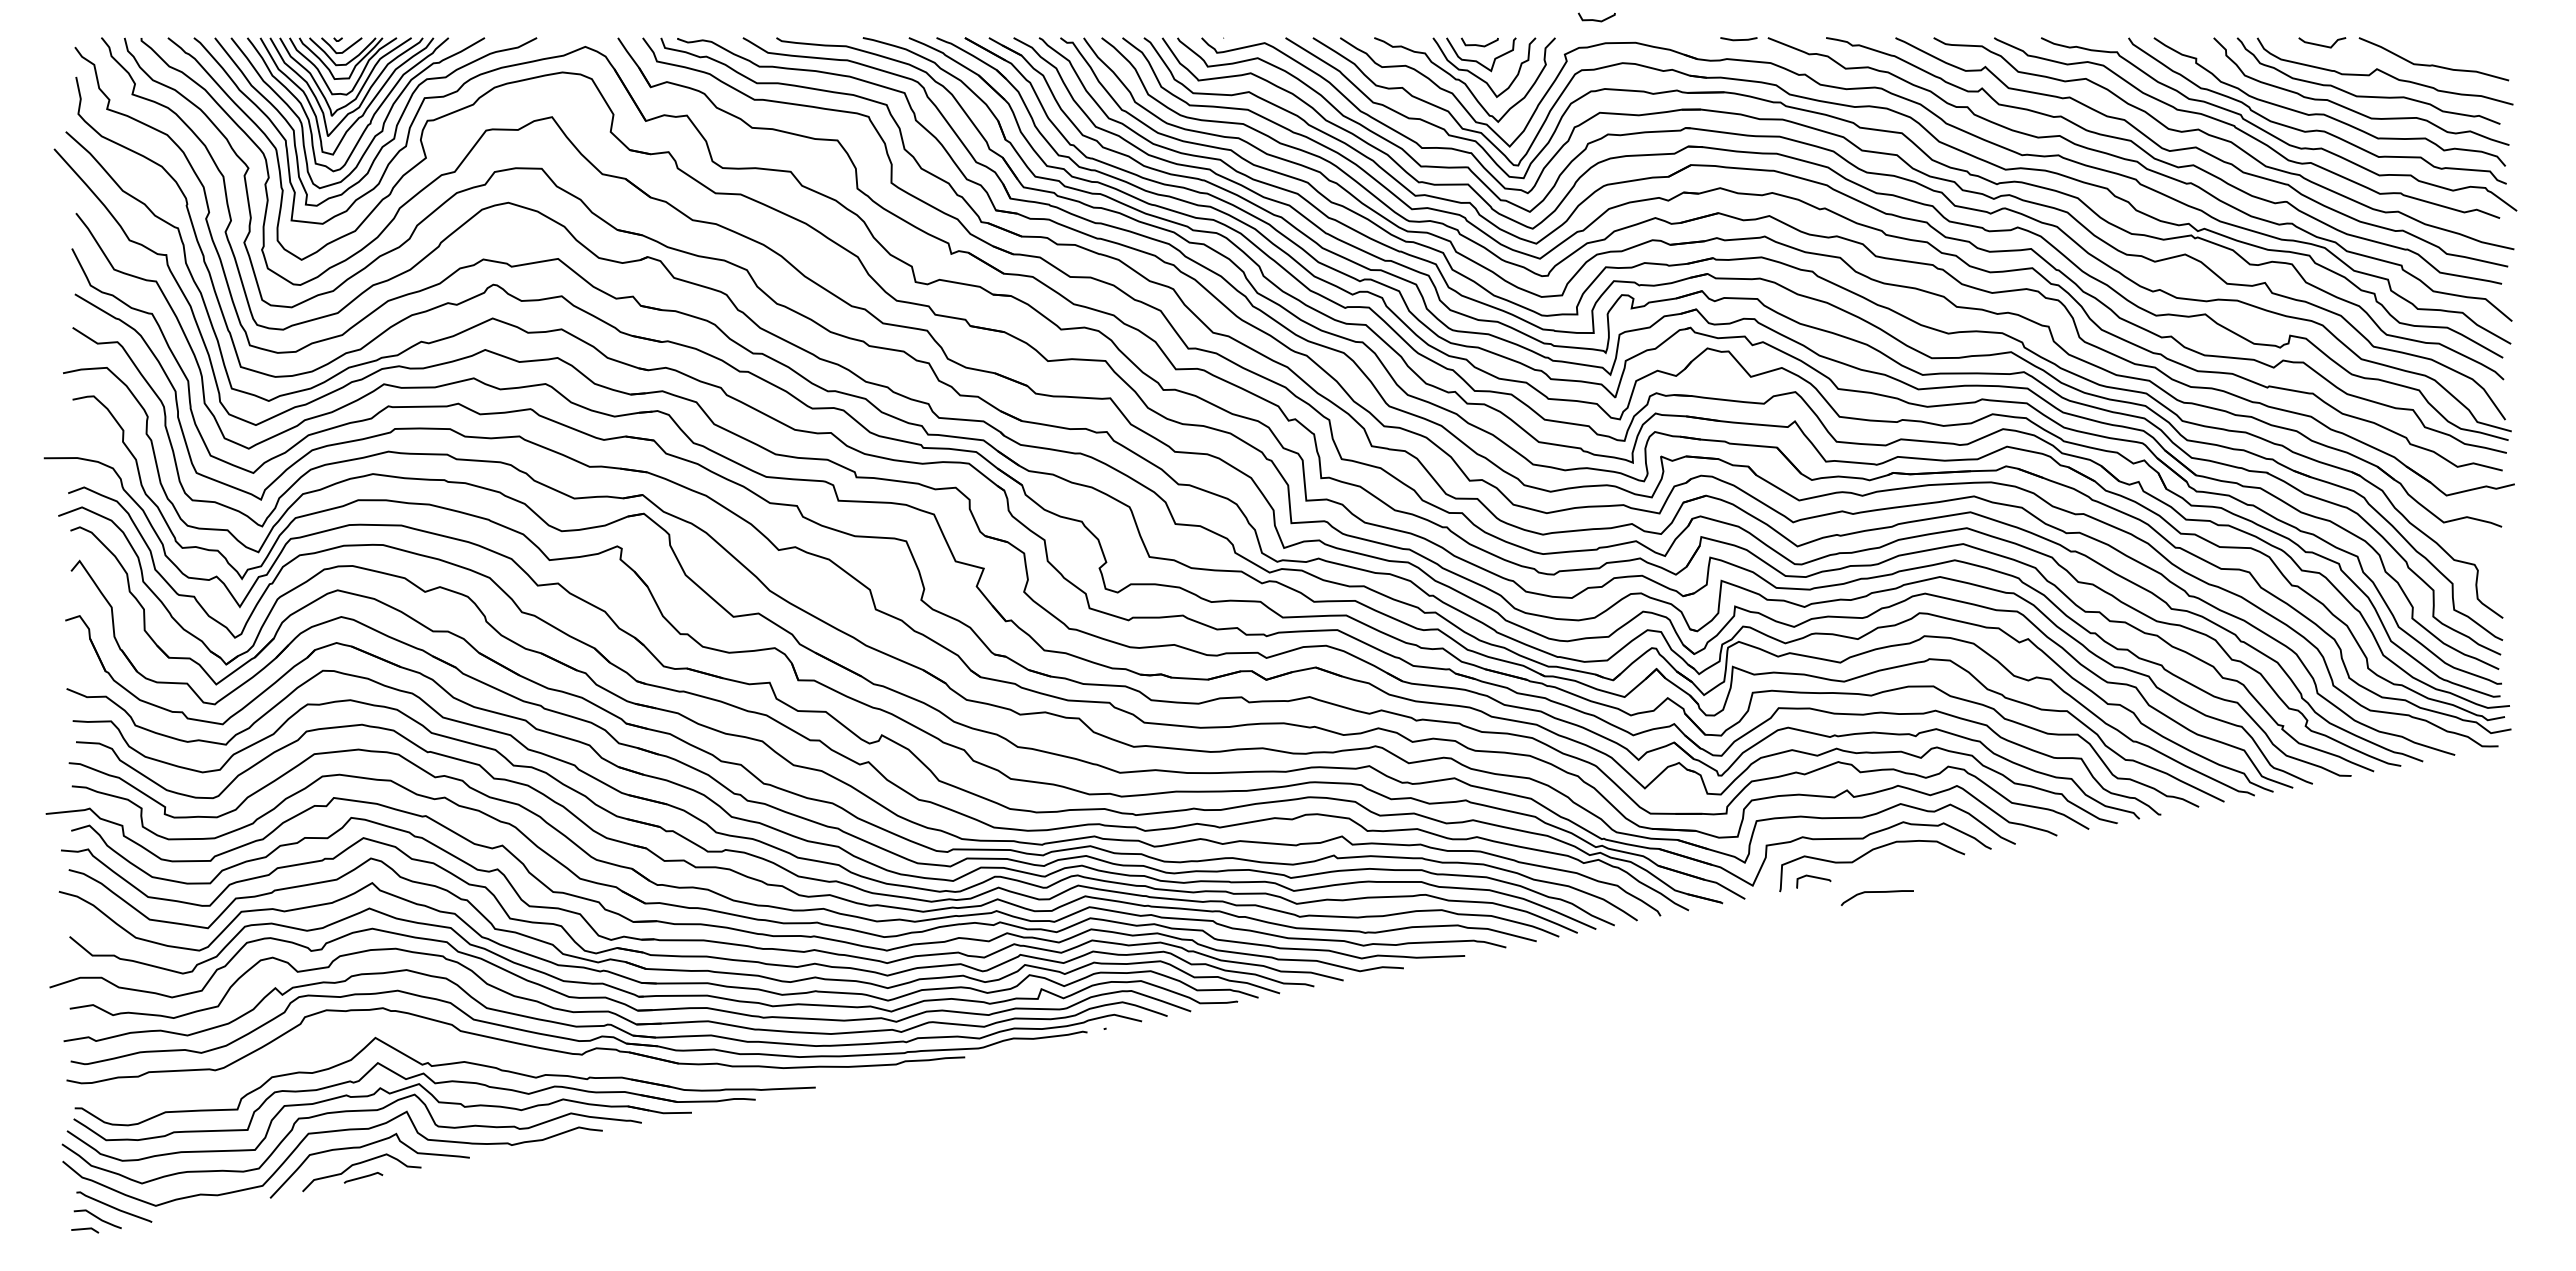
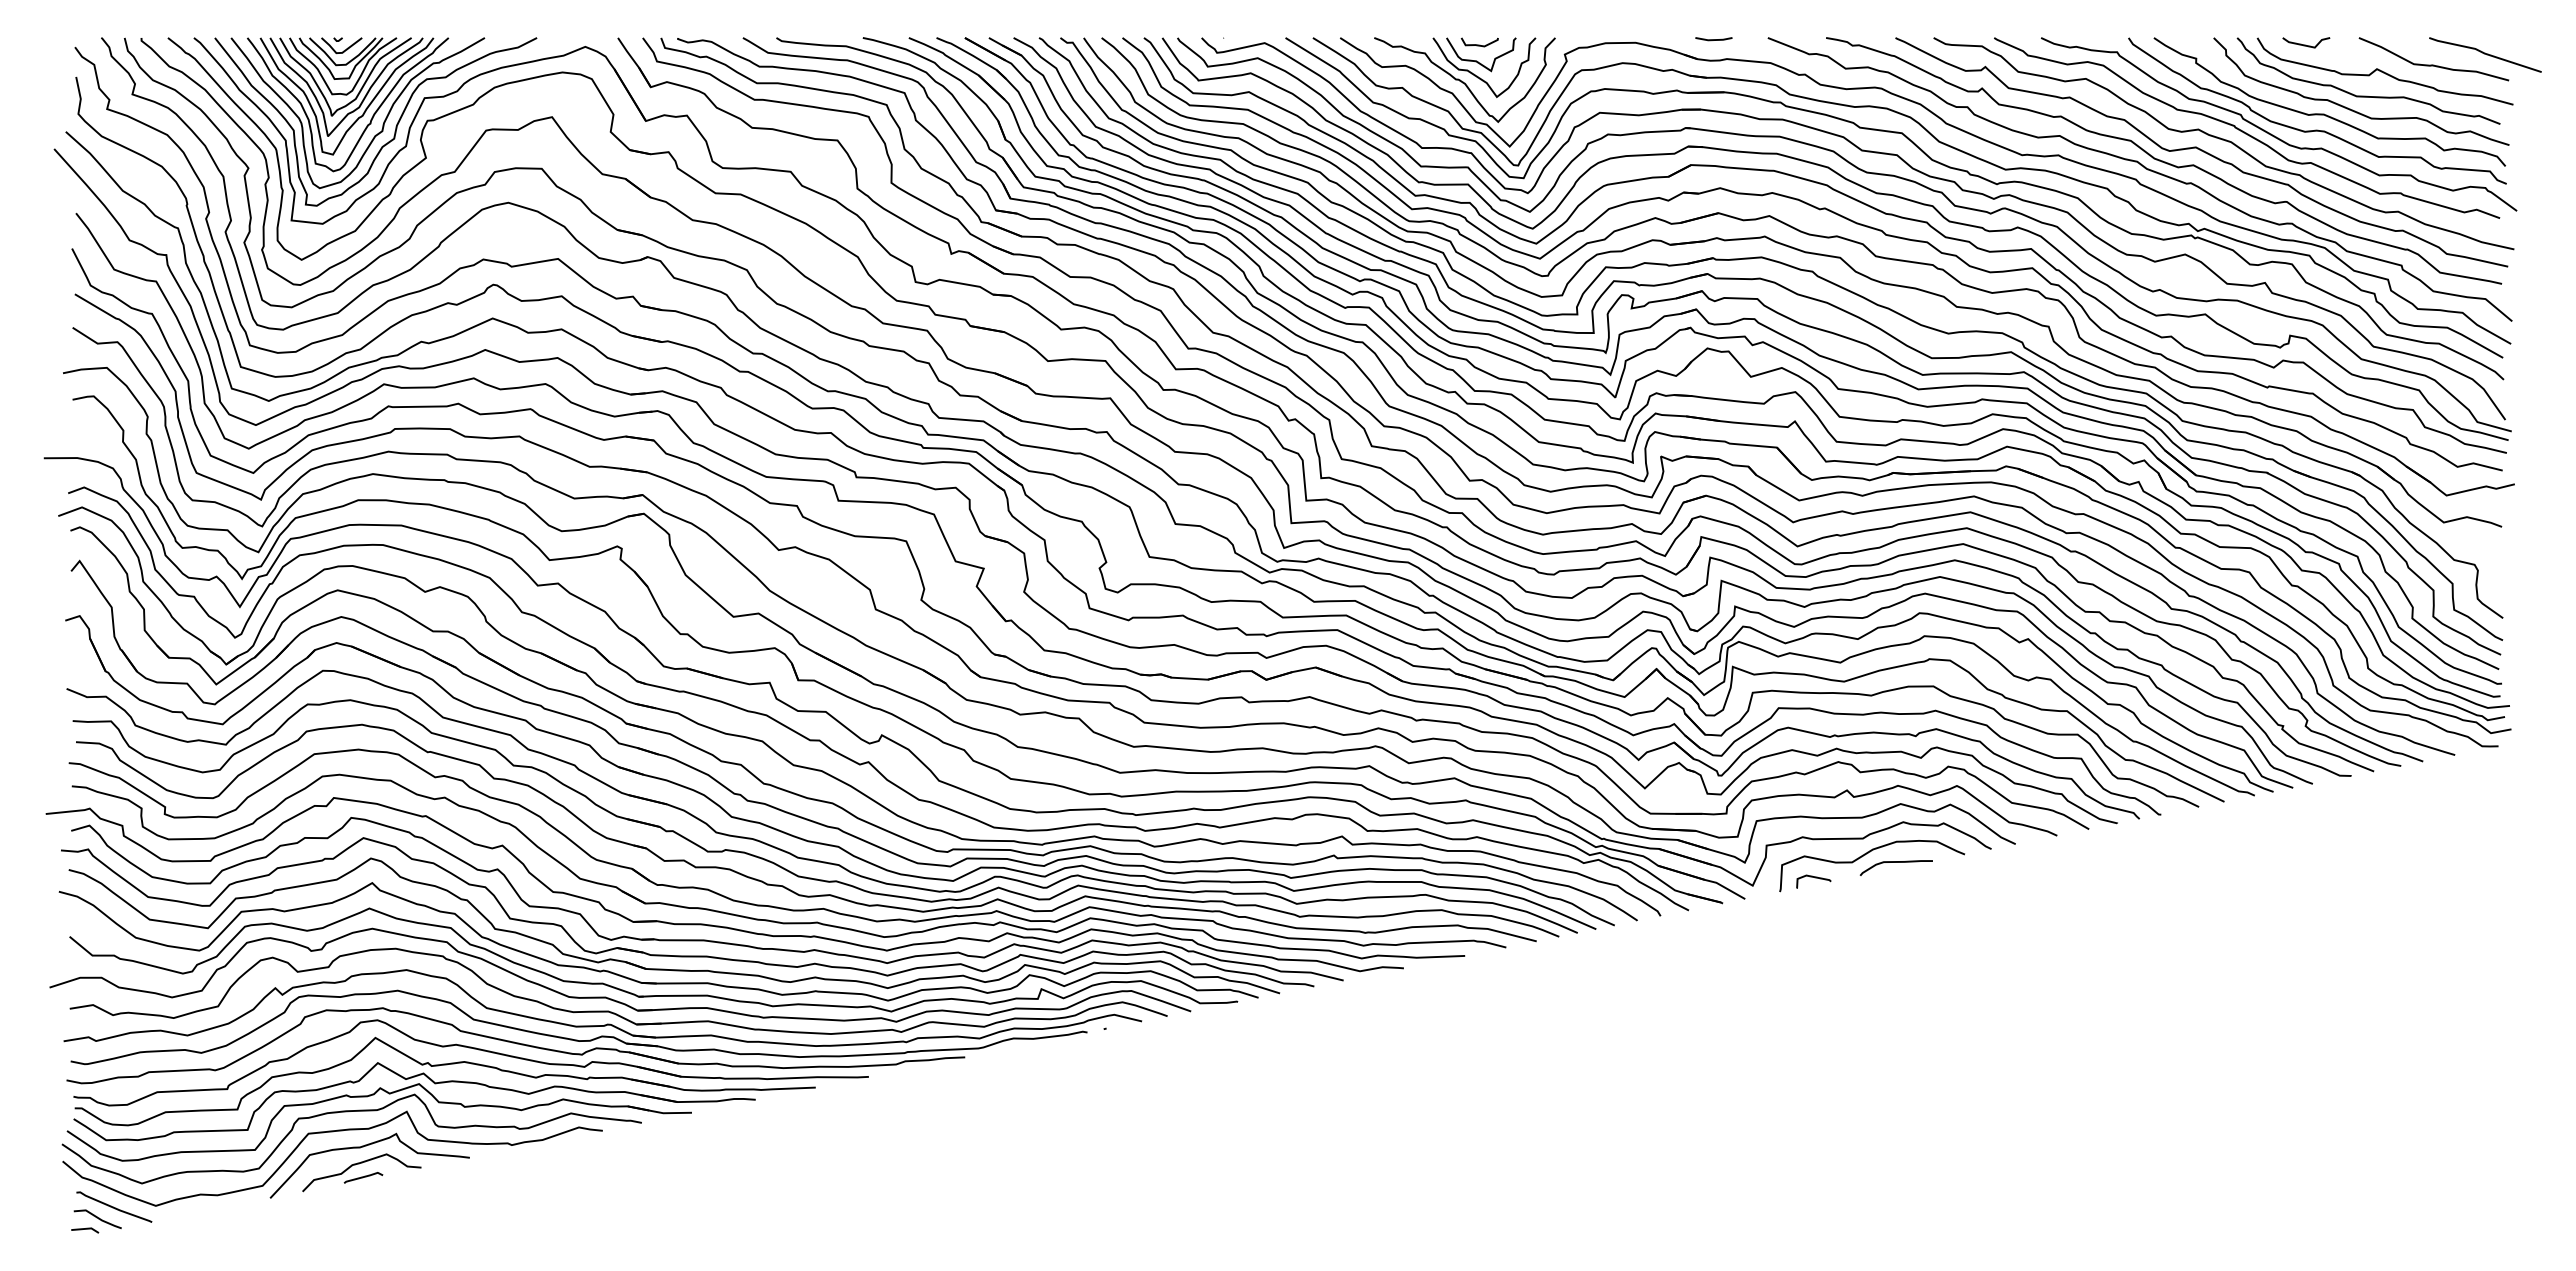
curve: present -> none (1596, 19)
line position: (1738, 39) -> (1713, 39) (1713, 39)
line position: (2321, 44) -> (2305, 44) (2305, 44)
line: none -> present (2485, 54)
curve position: (1876, 892) -> (1895, 862) (1895, 862)
part: none -> present (473, 1049)
